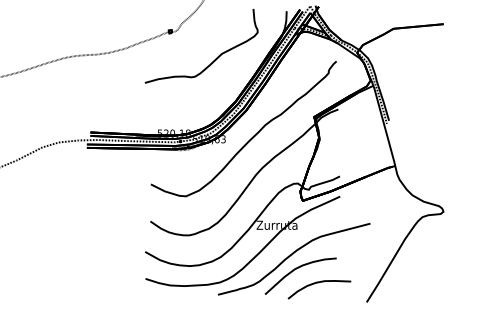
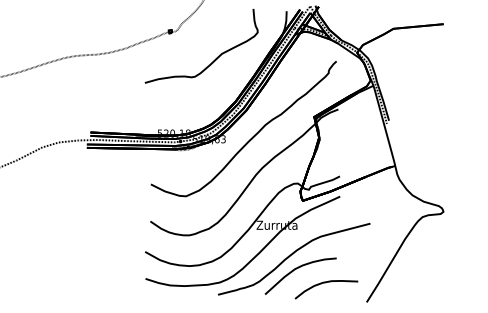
curve position: (318, 283) -> (325, 283) (325, 283)
